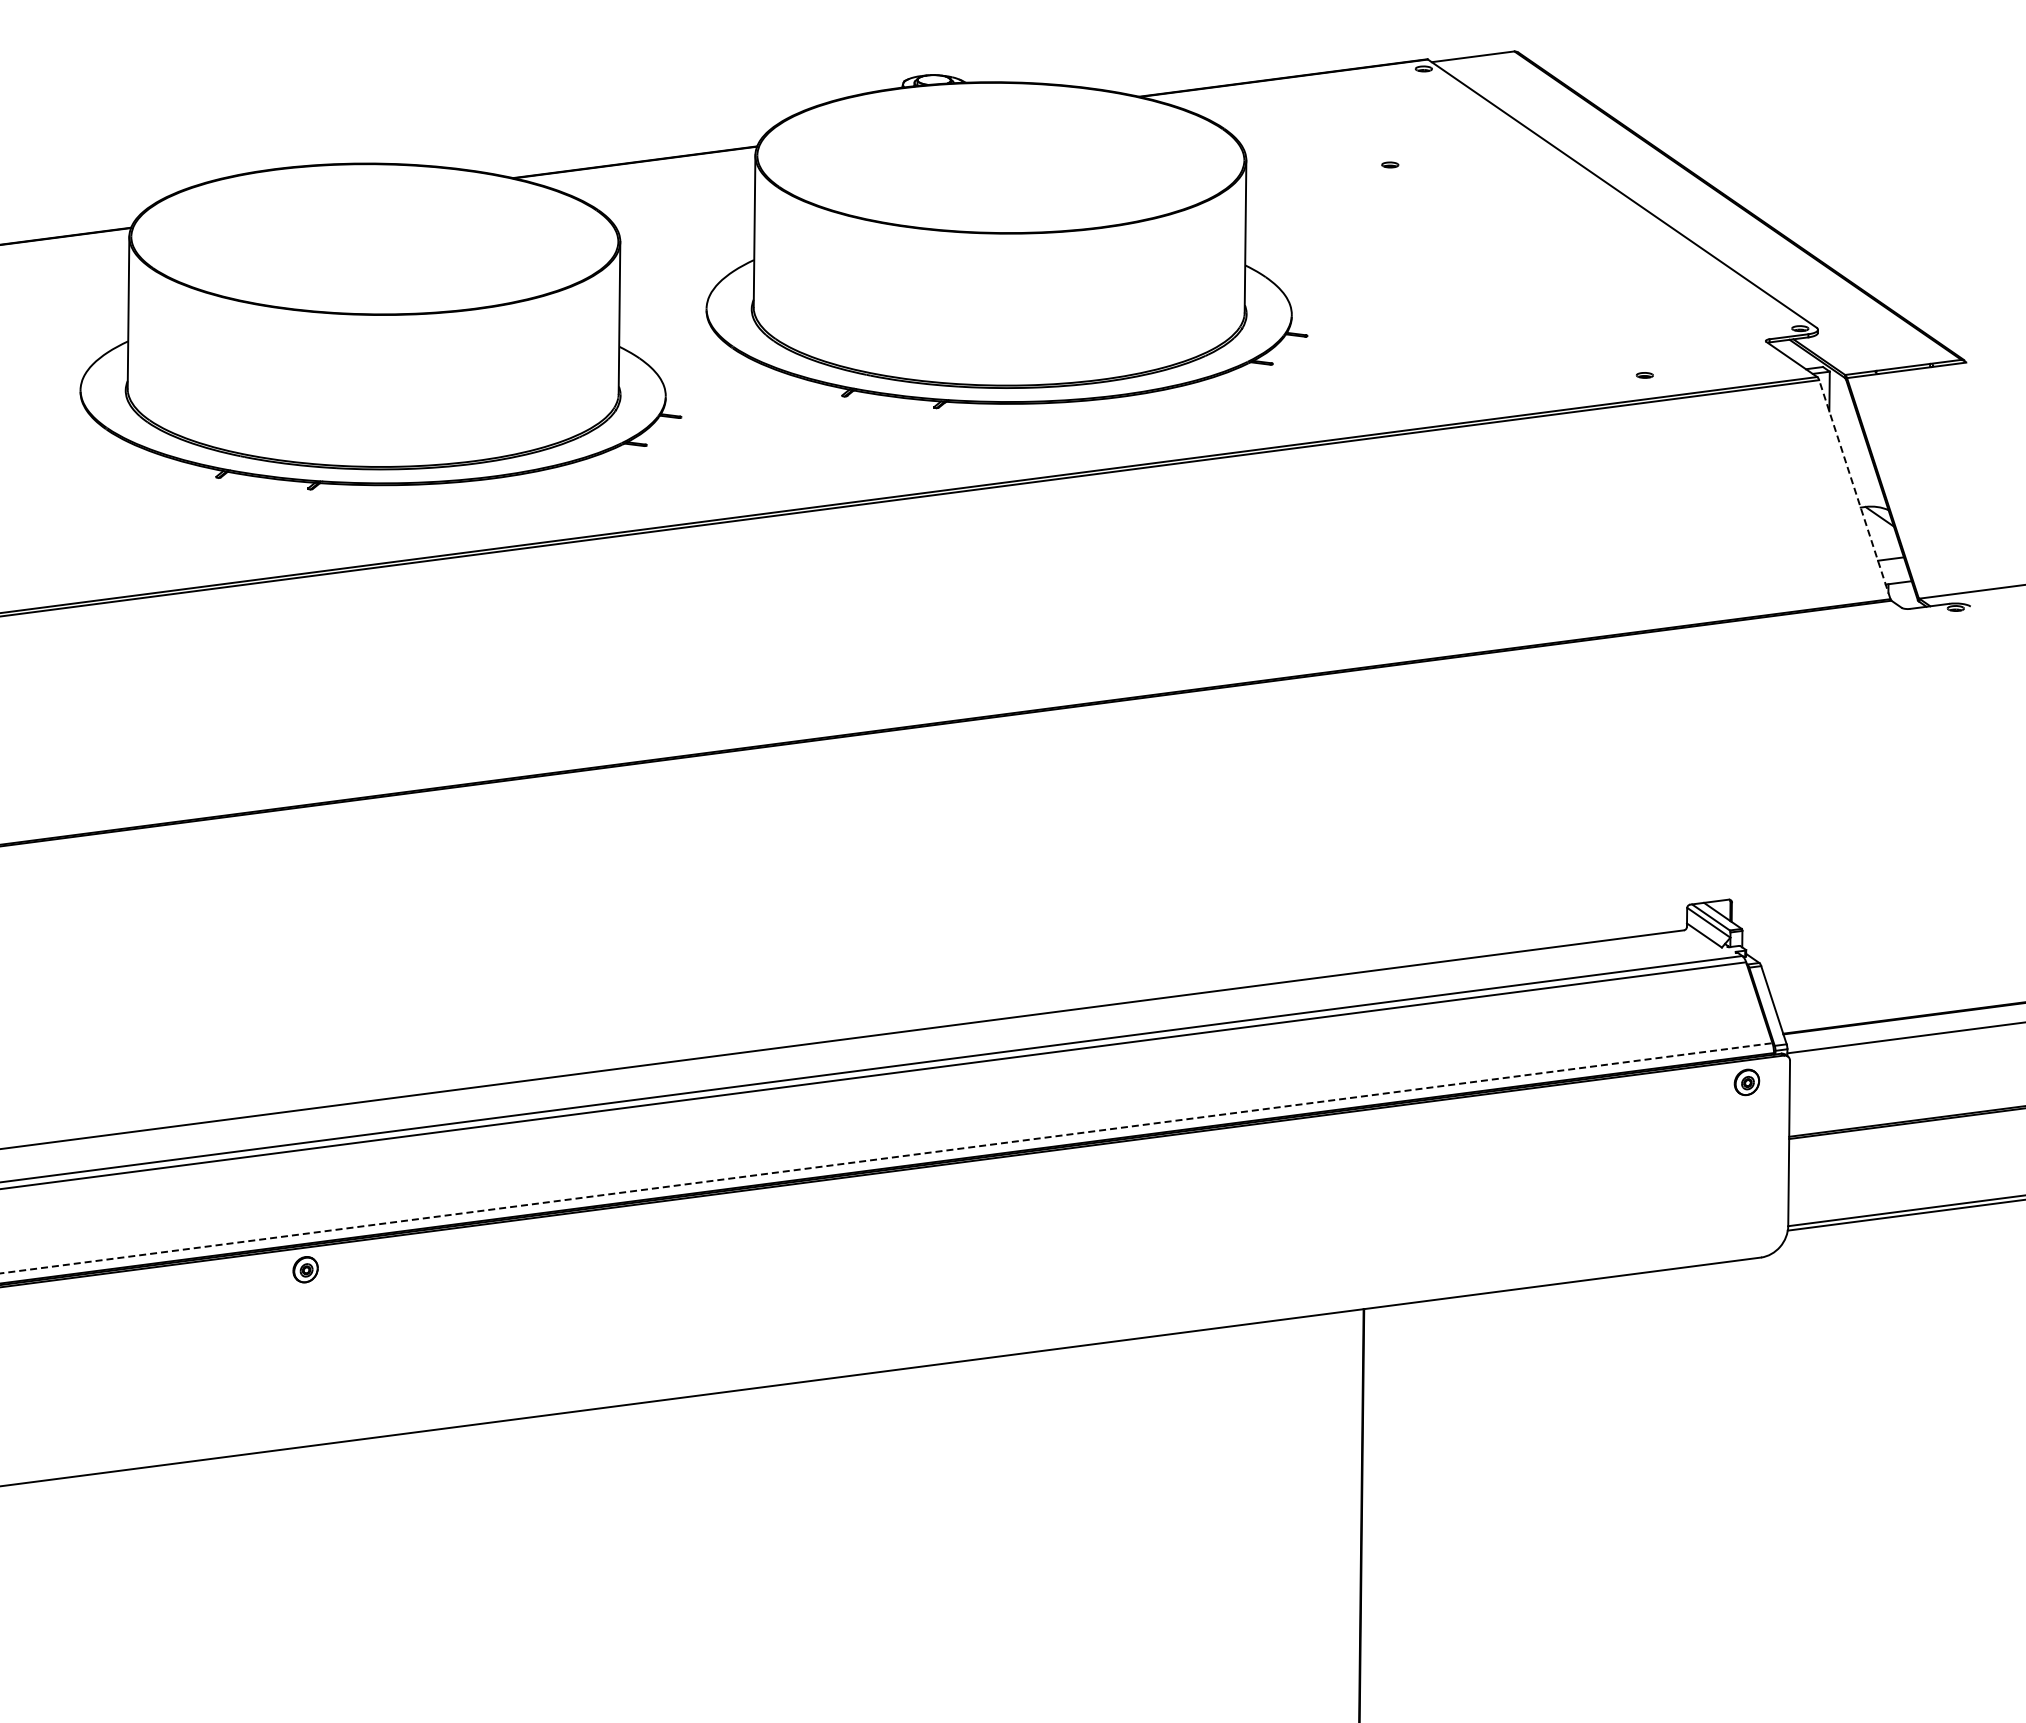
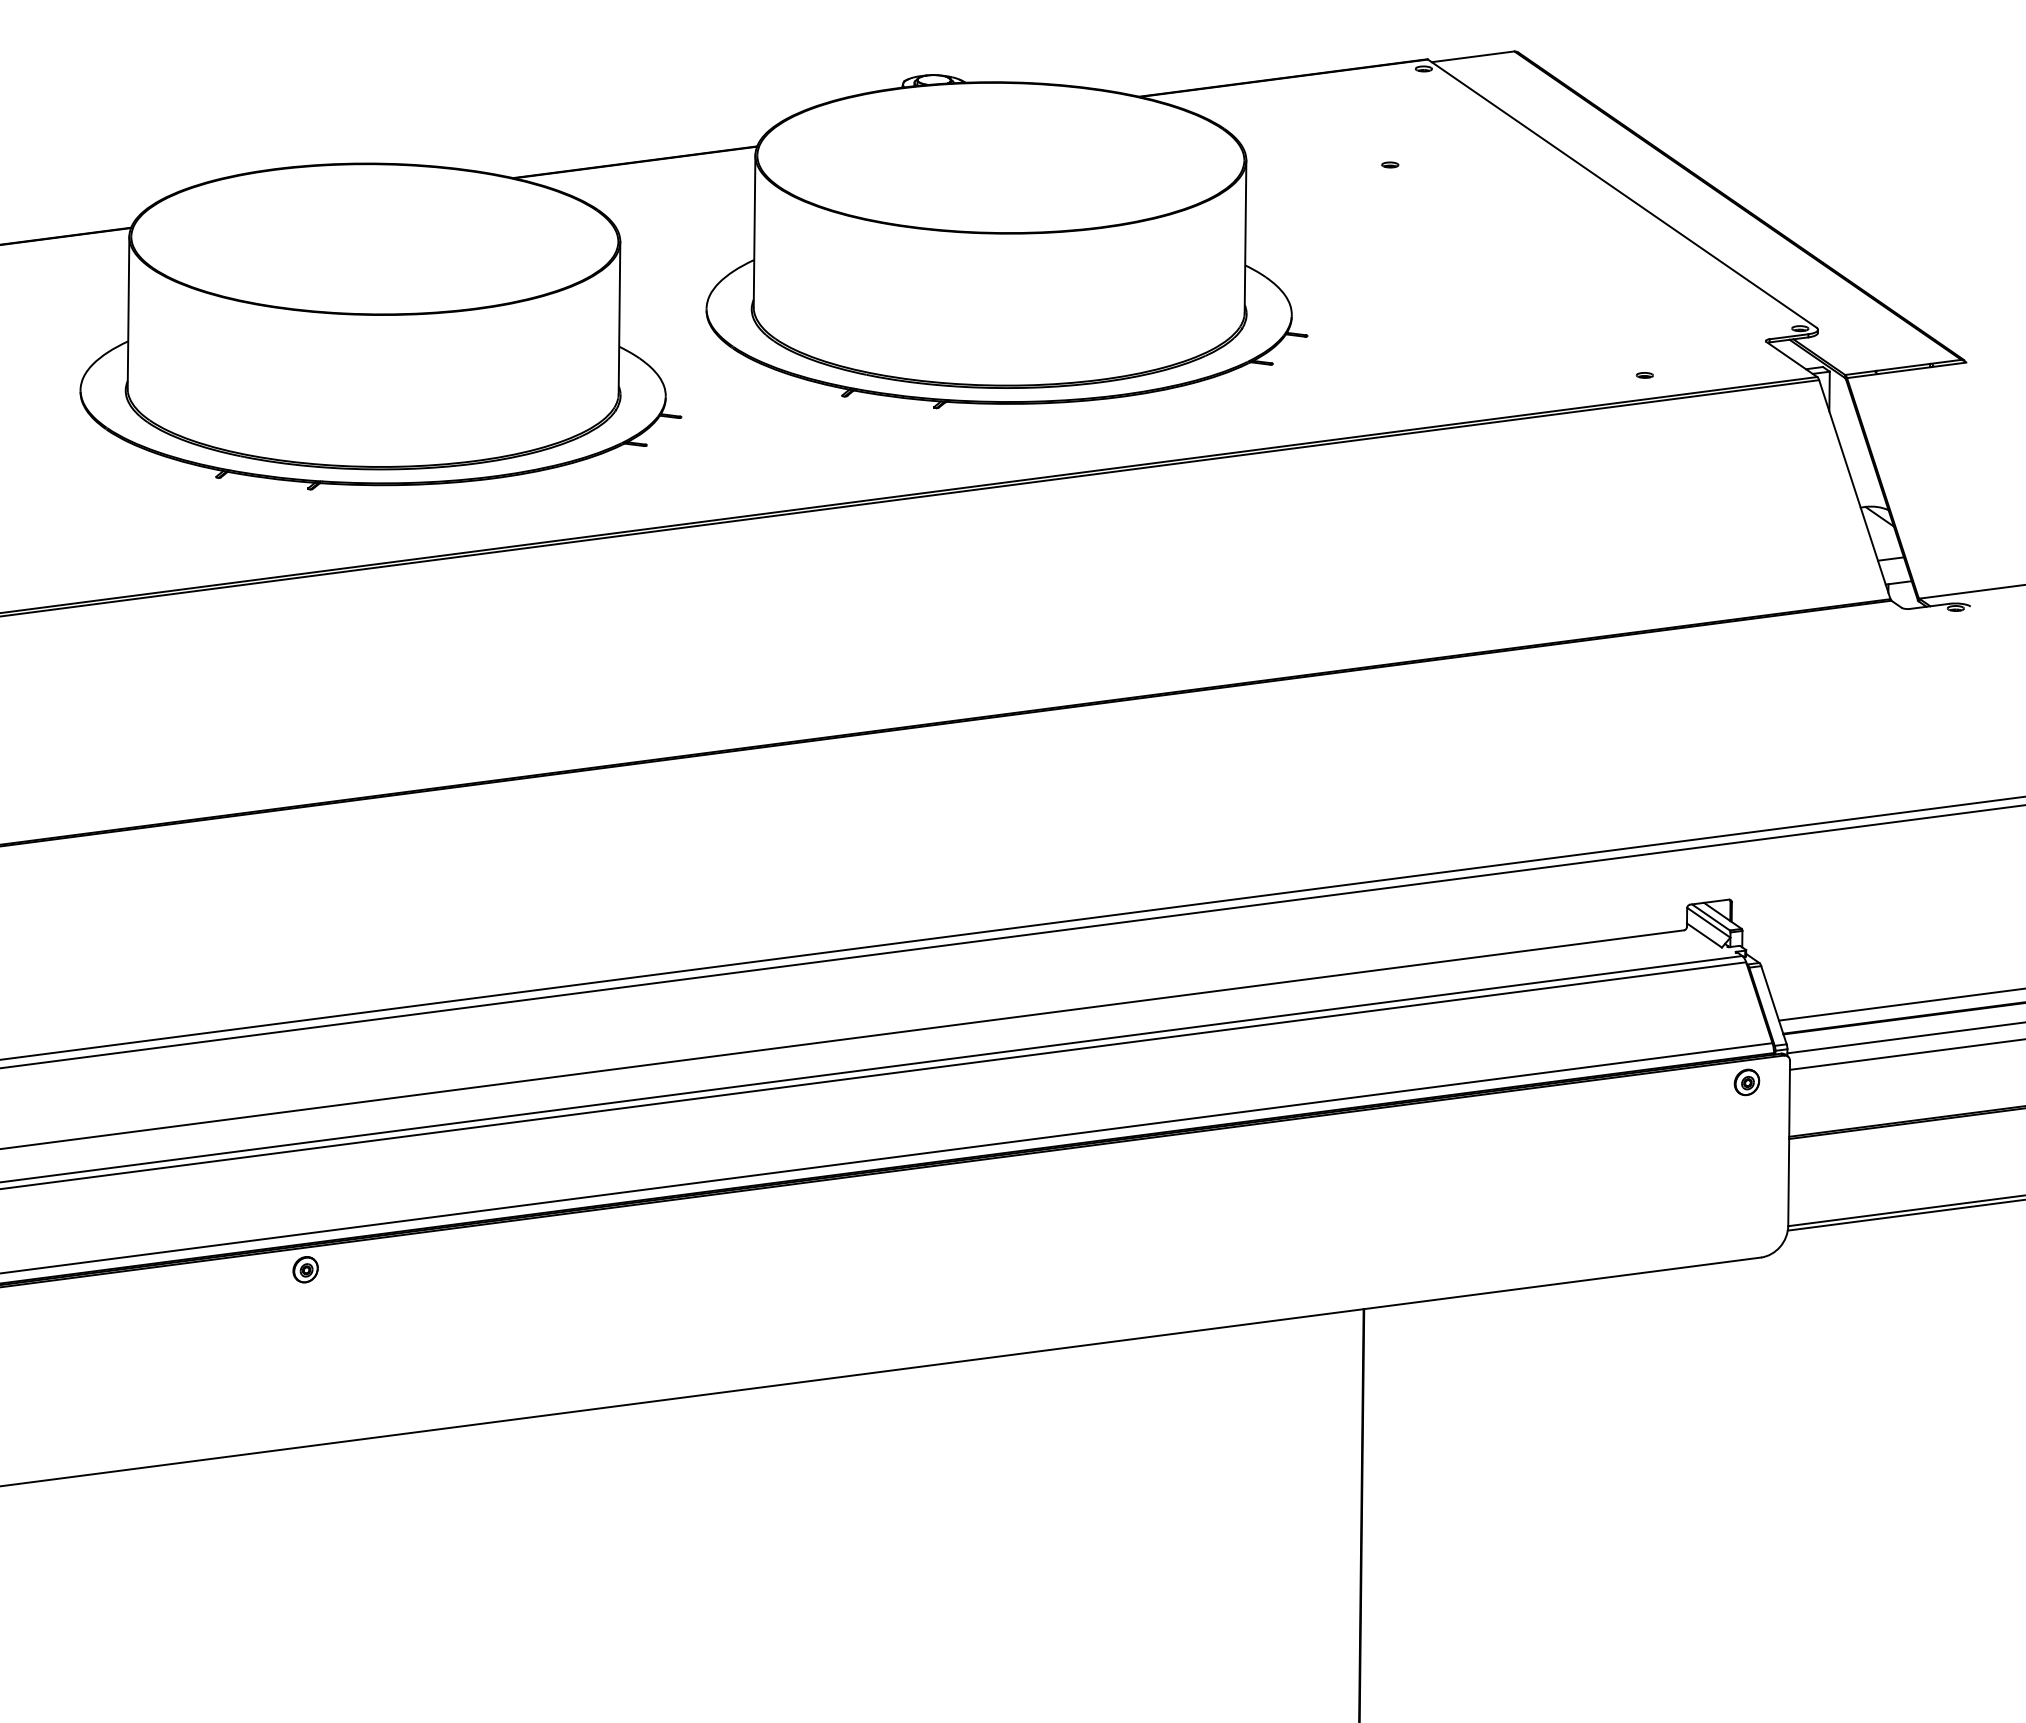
line: dashed -> solid (1854, 489)
line: none -> present (1012, 928)
line: none -> present (1012, 936)
line: none -> present (1900, 1004)
line: none -> present (1905, 1054)
line: dashed -> solid (887, 1158)
